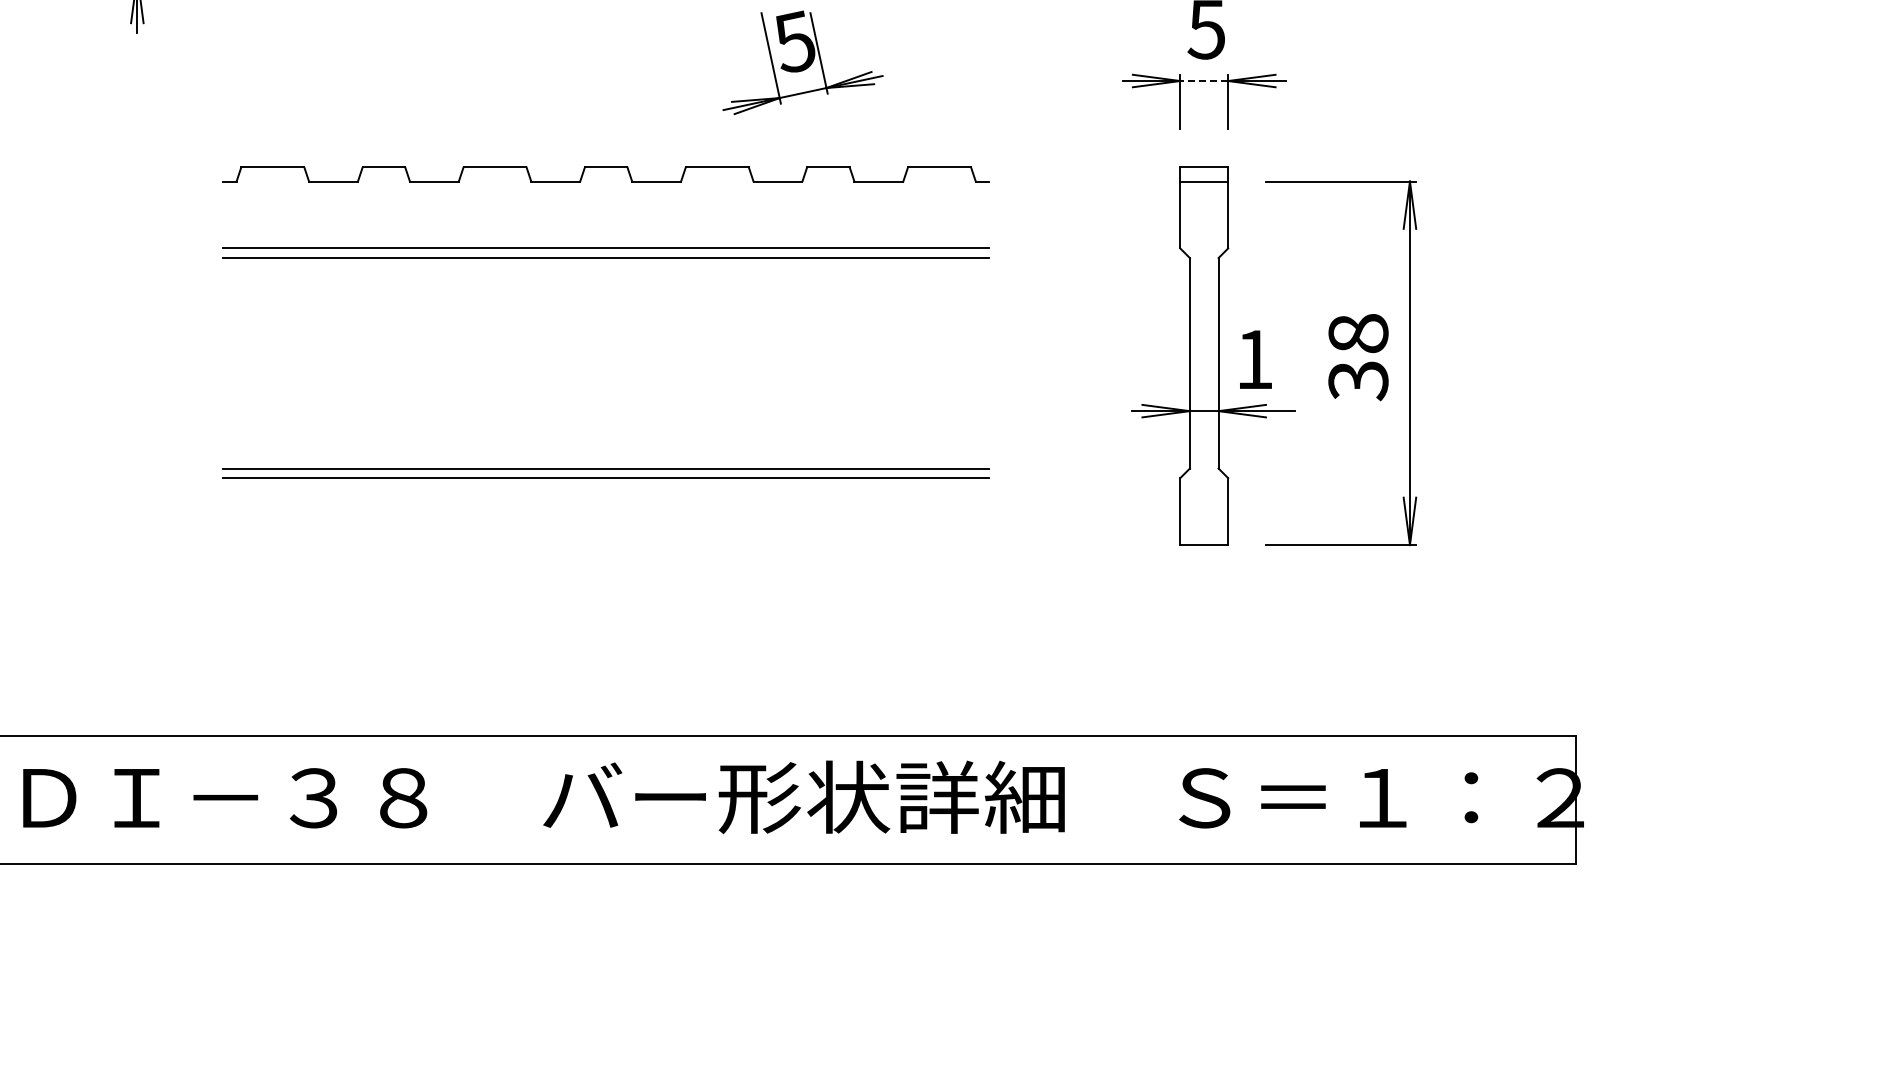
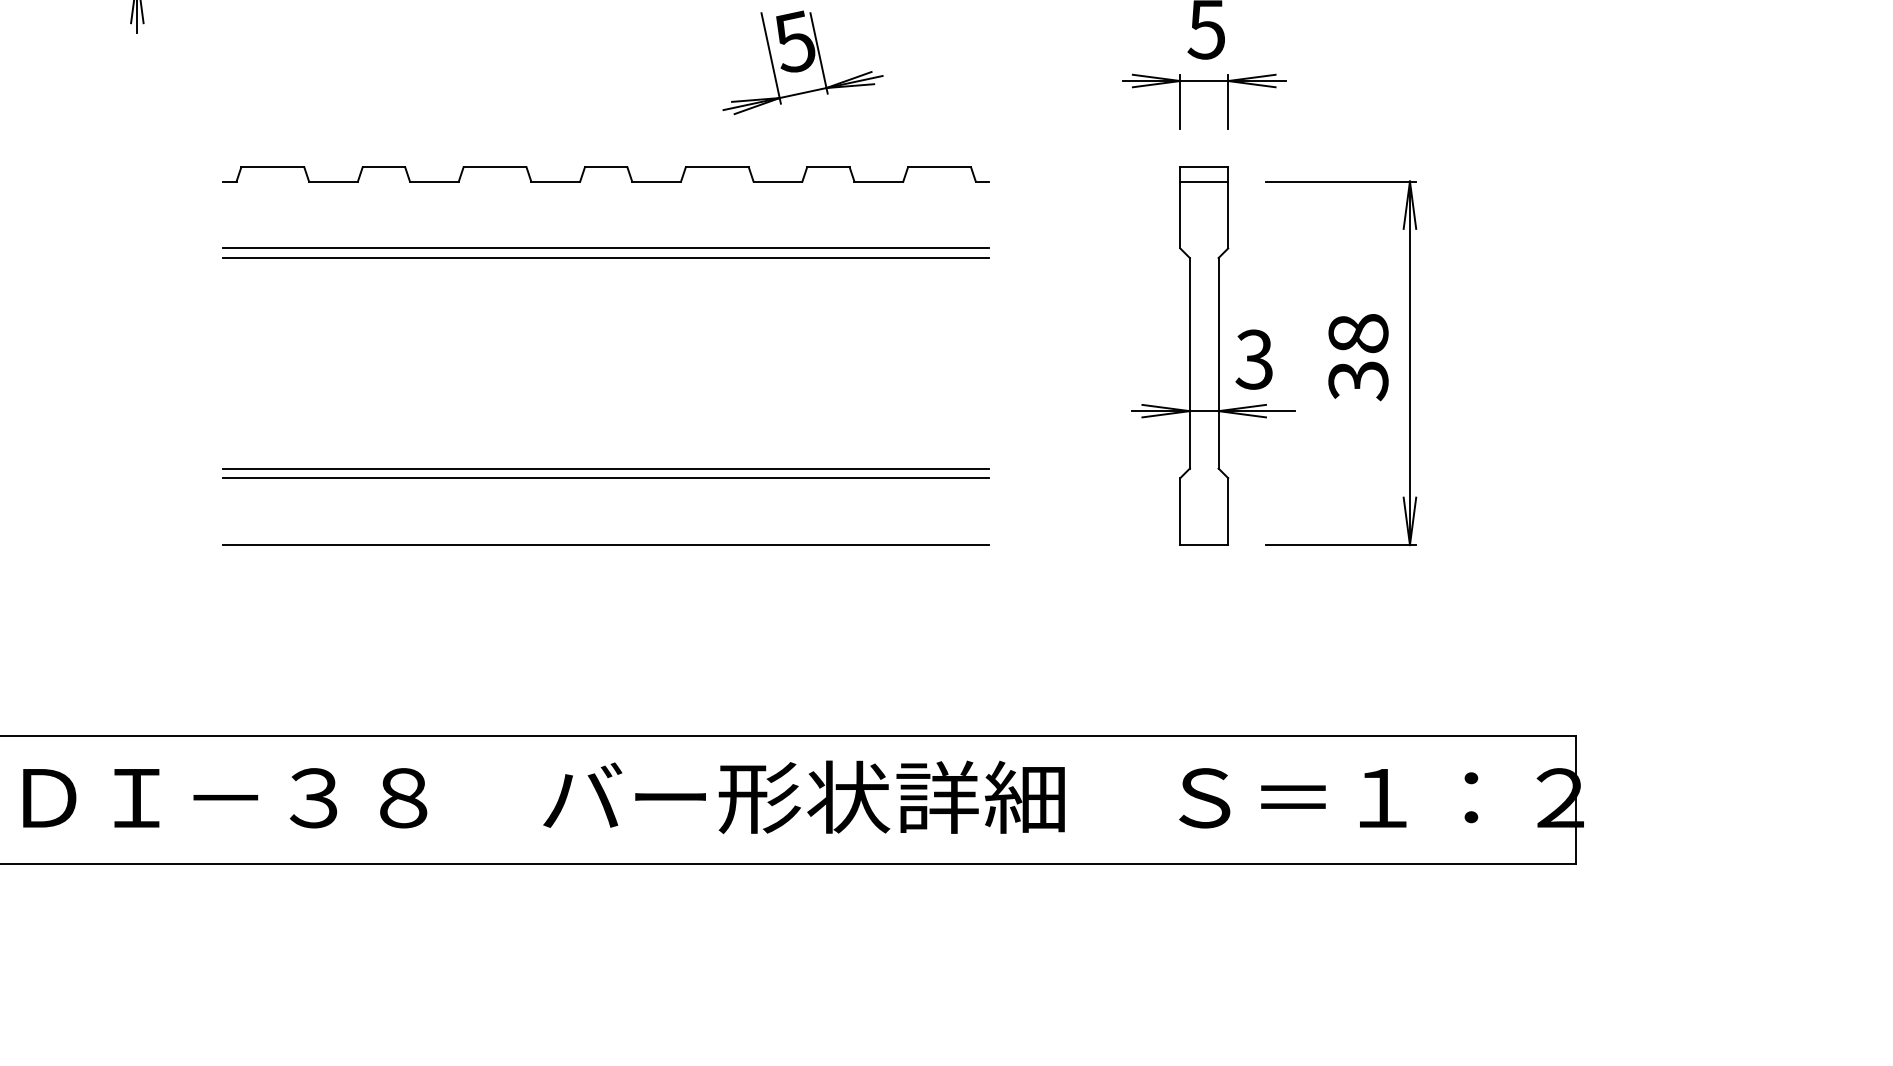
line: dashed -> solid (1204, 81)
text: 1 -> 3 (1253, 359)
line: none -> present (605, 545)
